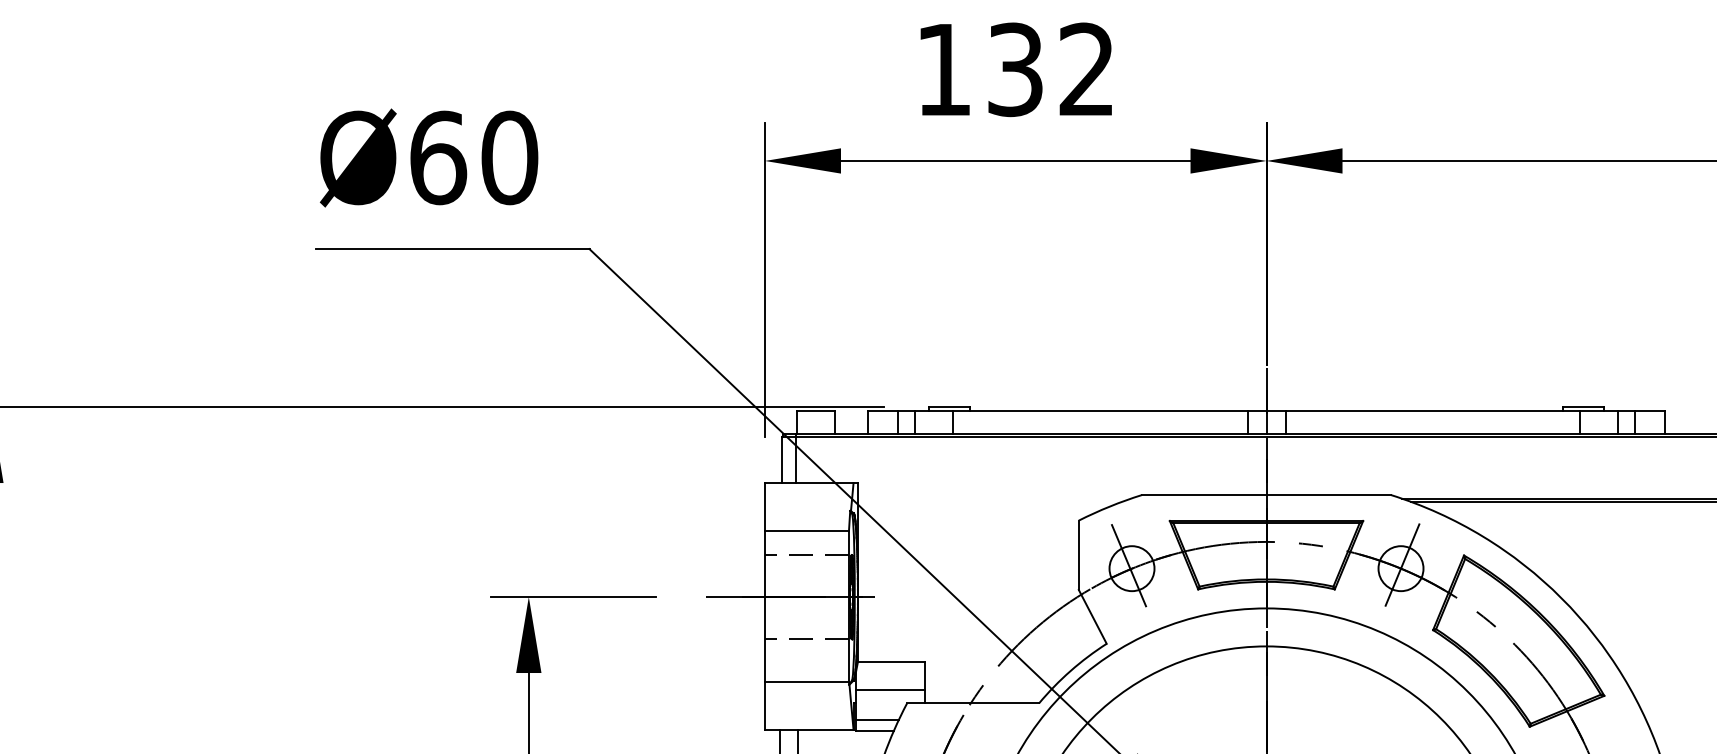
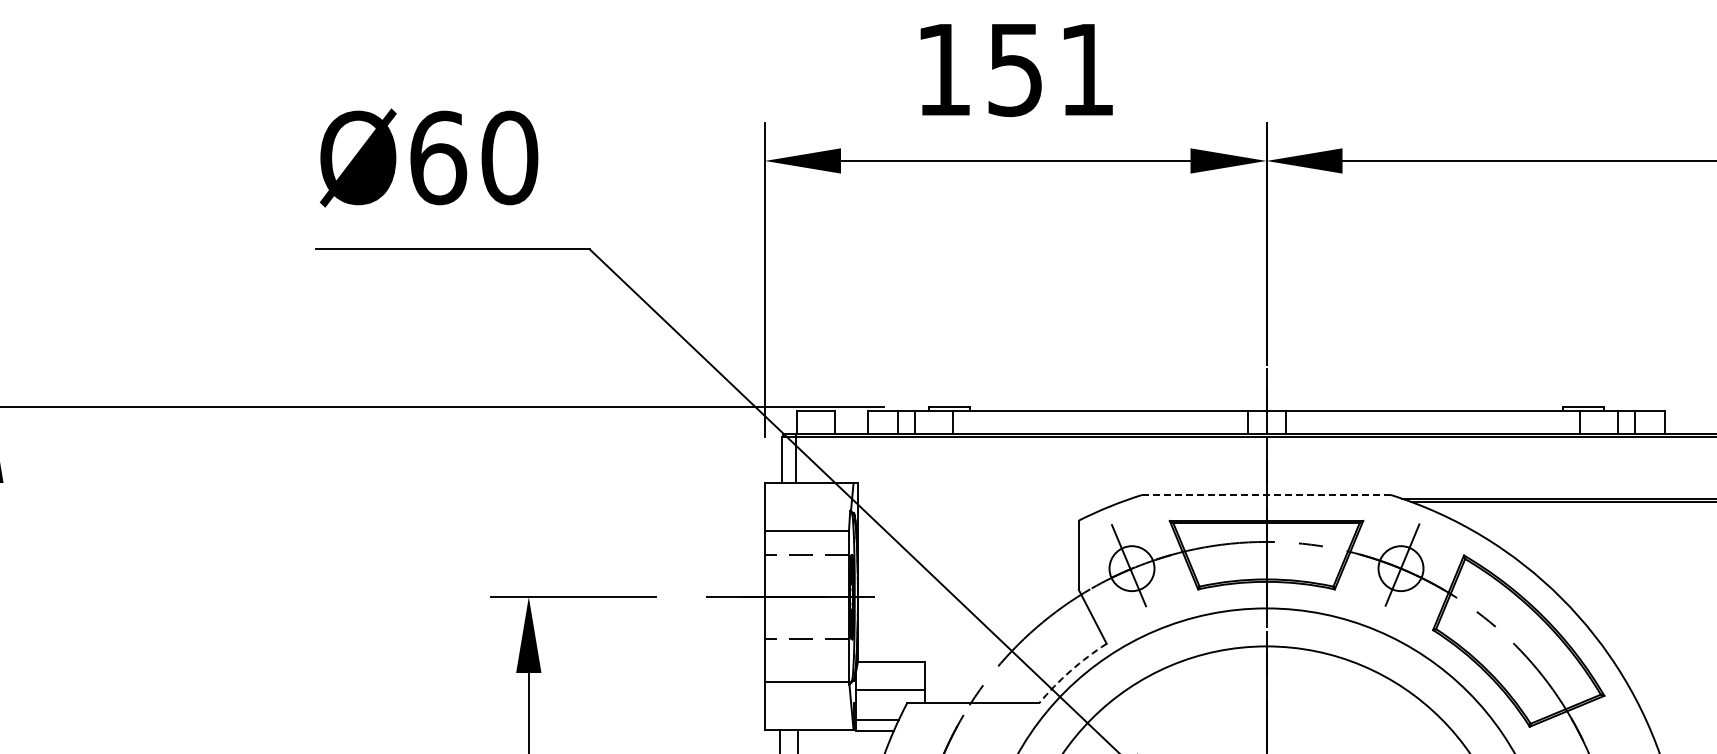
text: 132 -> 151 (1050, 69)
line: solid -> dashed (1267, 495)
arc: solid -> dashed (1070, 671)
